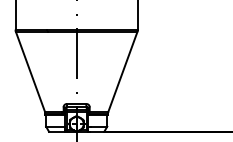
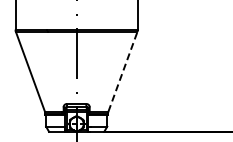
line: solid -> dashed (123, 71)
